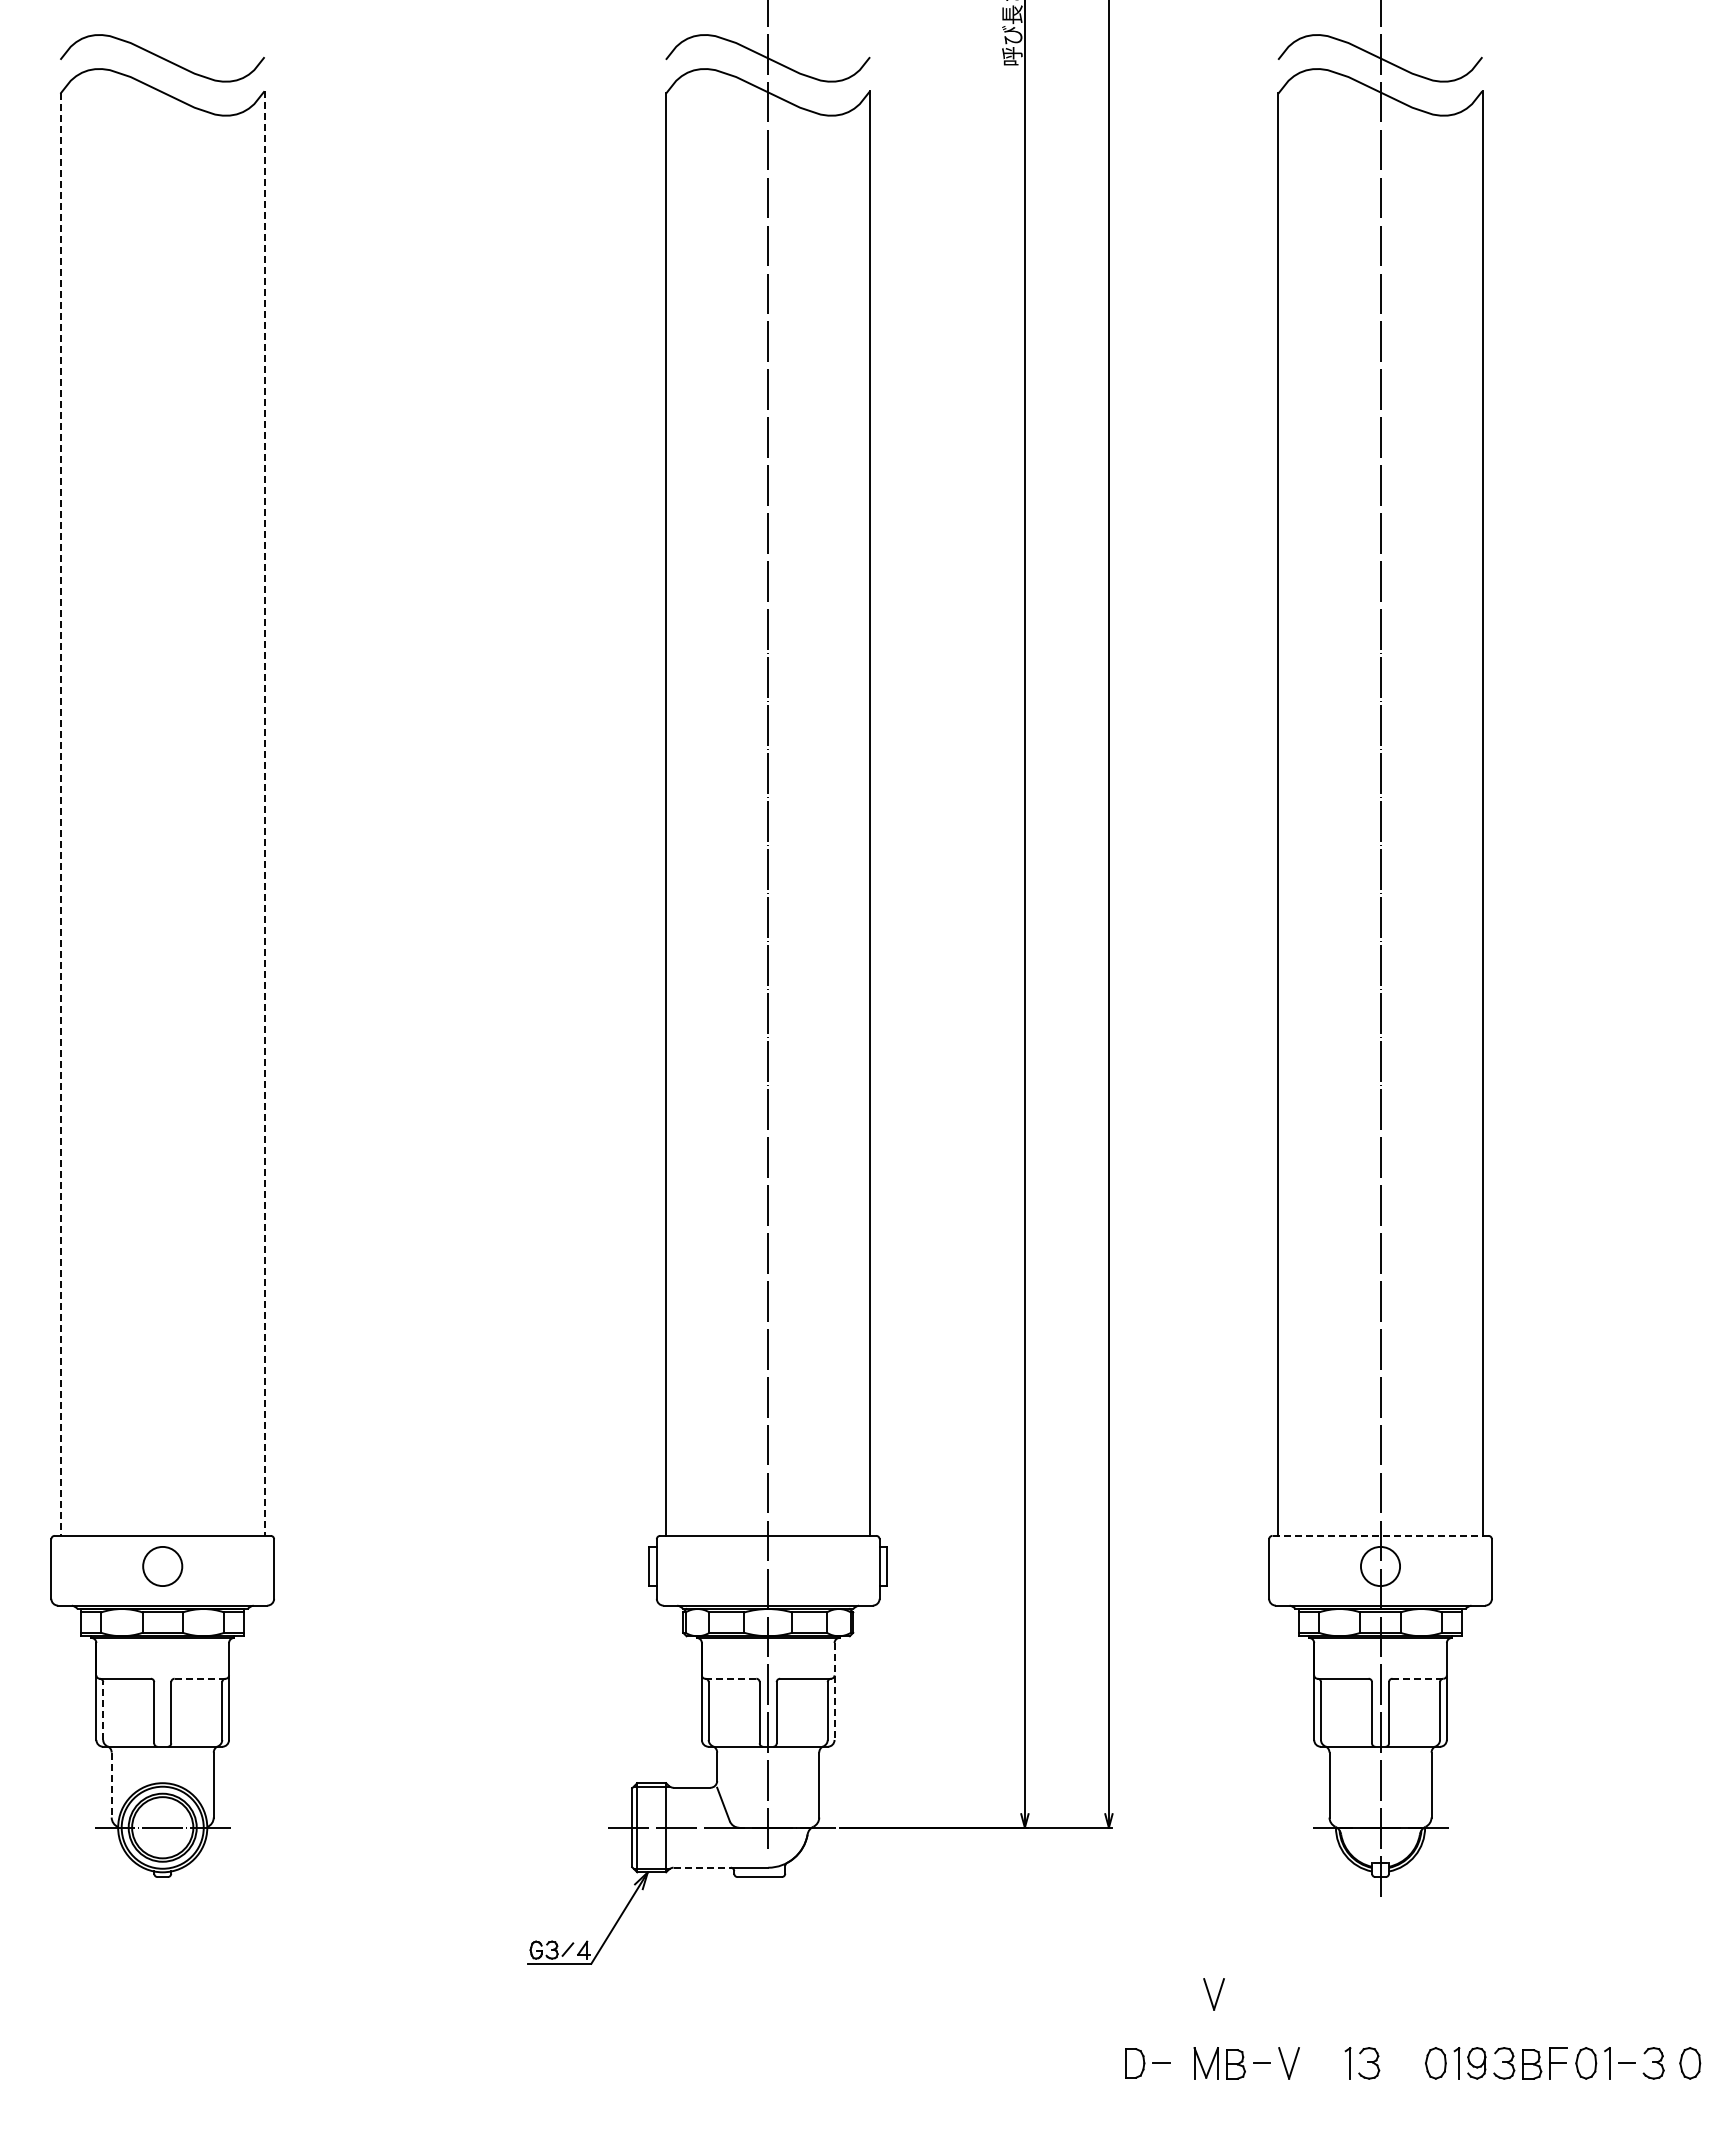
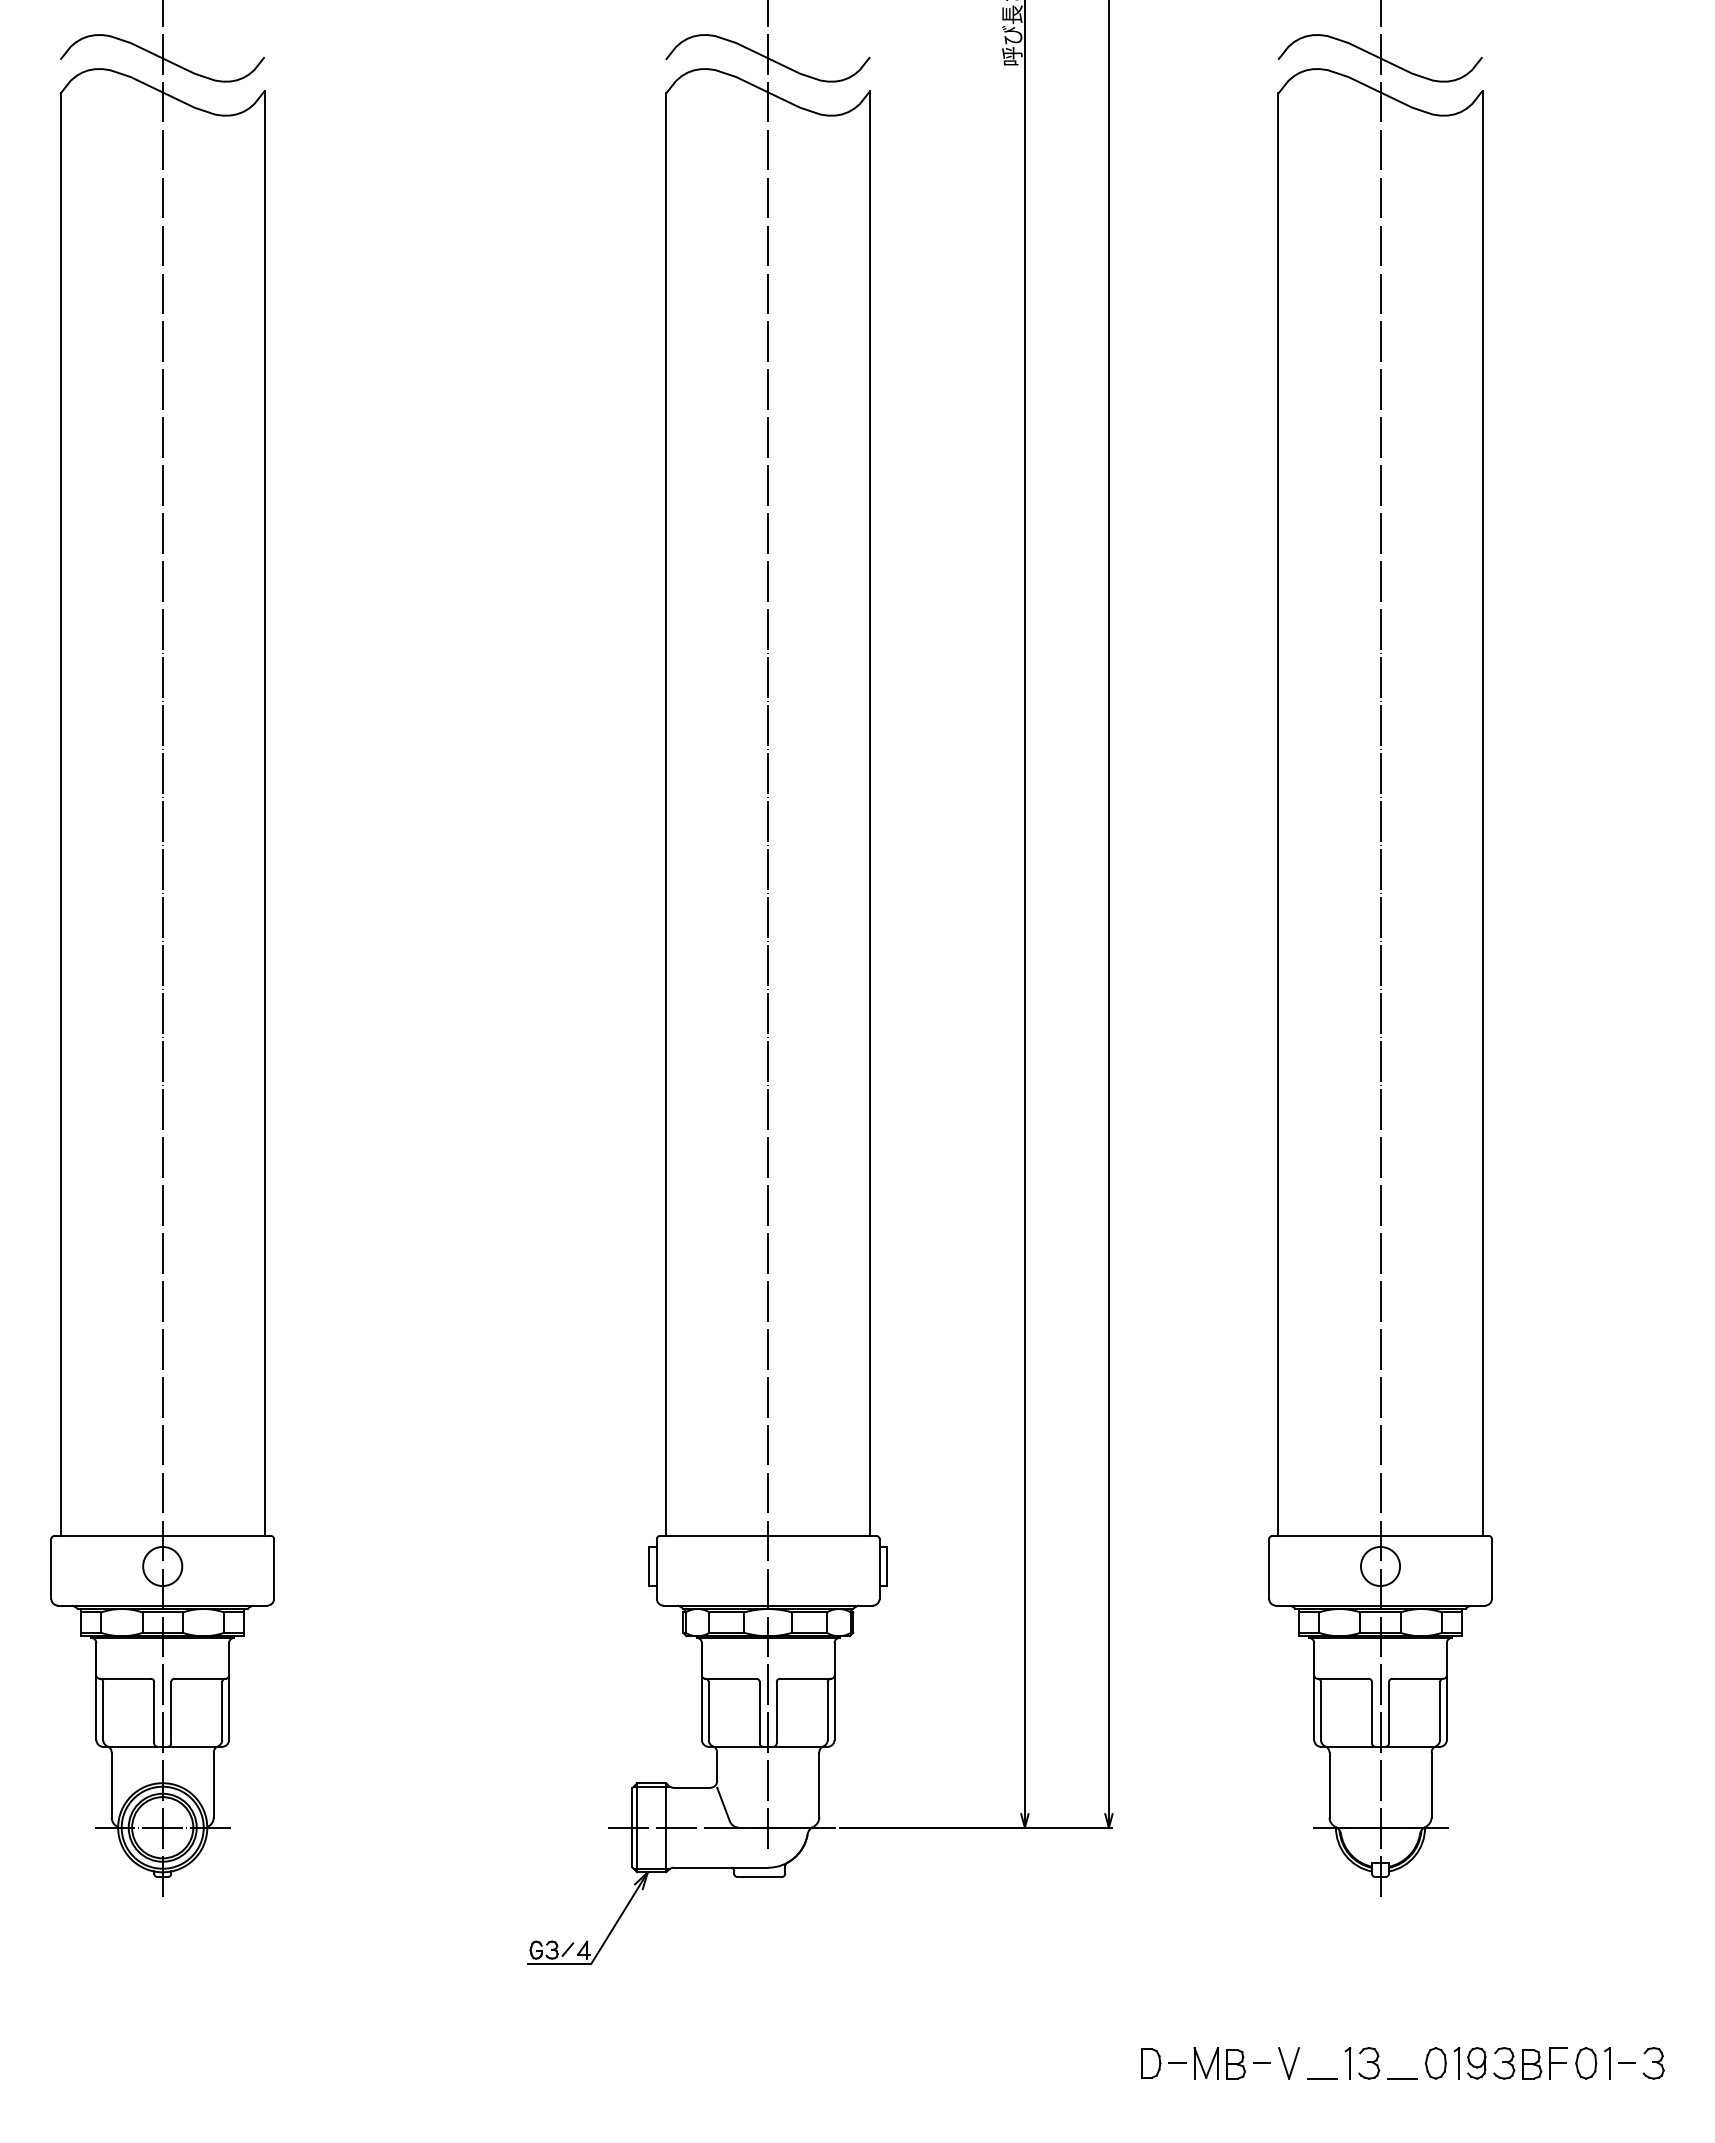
line: dashed -> solid (264, 813)
line: dashed -> solid (60, 815)
line: none -> present (162, 951)
line: dashed -> solid (1380, 1535)
line: dashed -> solid (200, 1678)
line: dashed -> solid (730, 1678)
line: dashed -> solid (1417, 1678)
line: dashed -> solid (834, 1692)
line: dashed -> solid (103, 1711)
line: dashed -> solid (111, 1785)
line: dashed -> solid (702, 1867)
part: present -> none (1213, 1994)
part position: (1147, 2063) -> (1163, 2063) (1163, 2063)
part: present -> none (1690, 2063)
line: none -> present (1321, 2078)
line: none -> present (1402, 2078)
